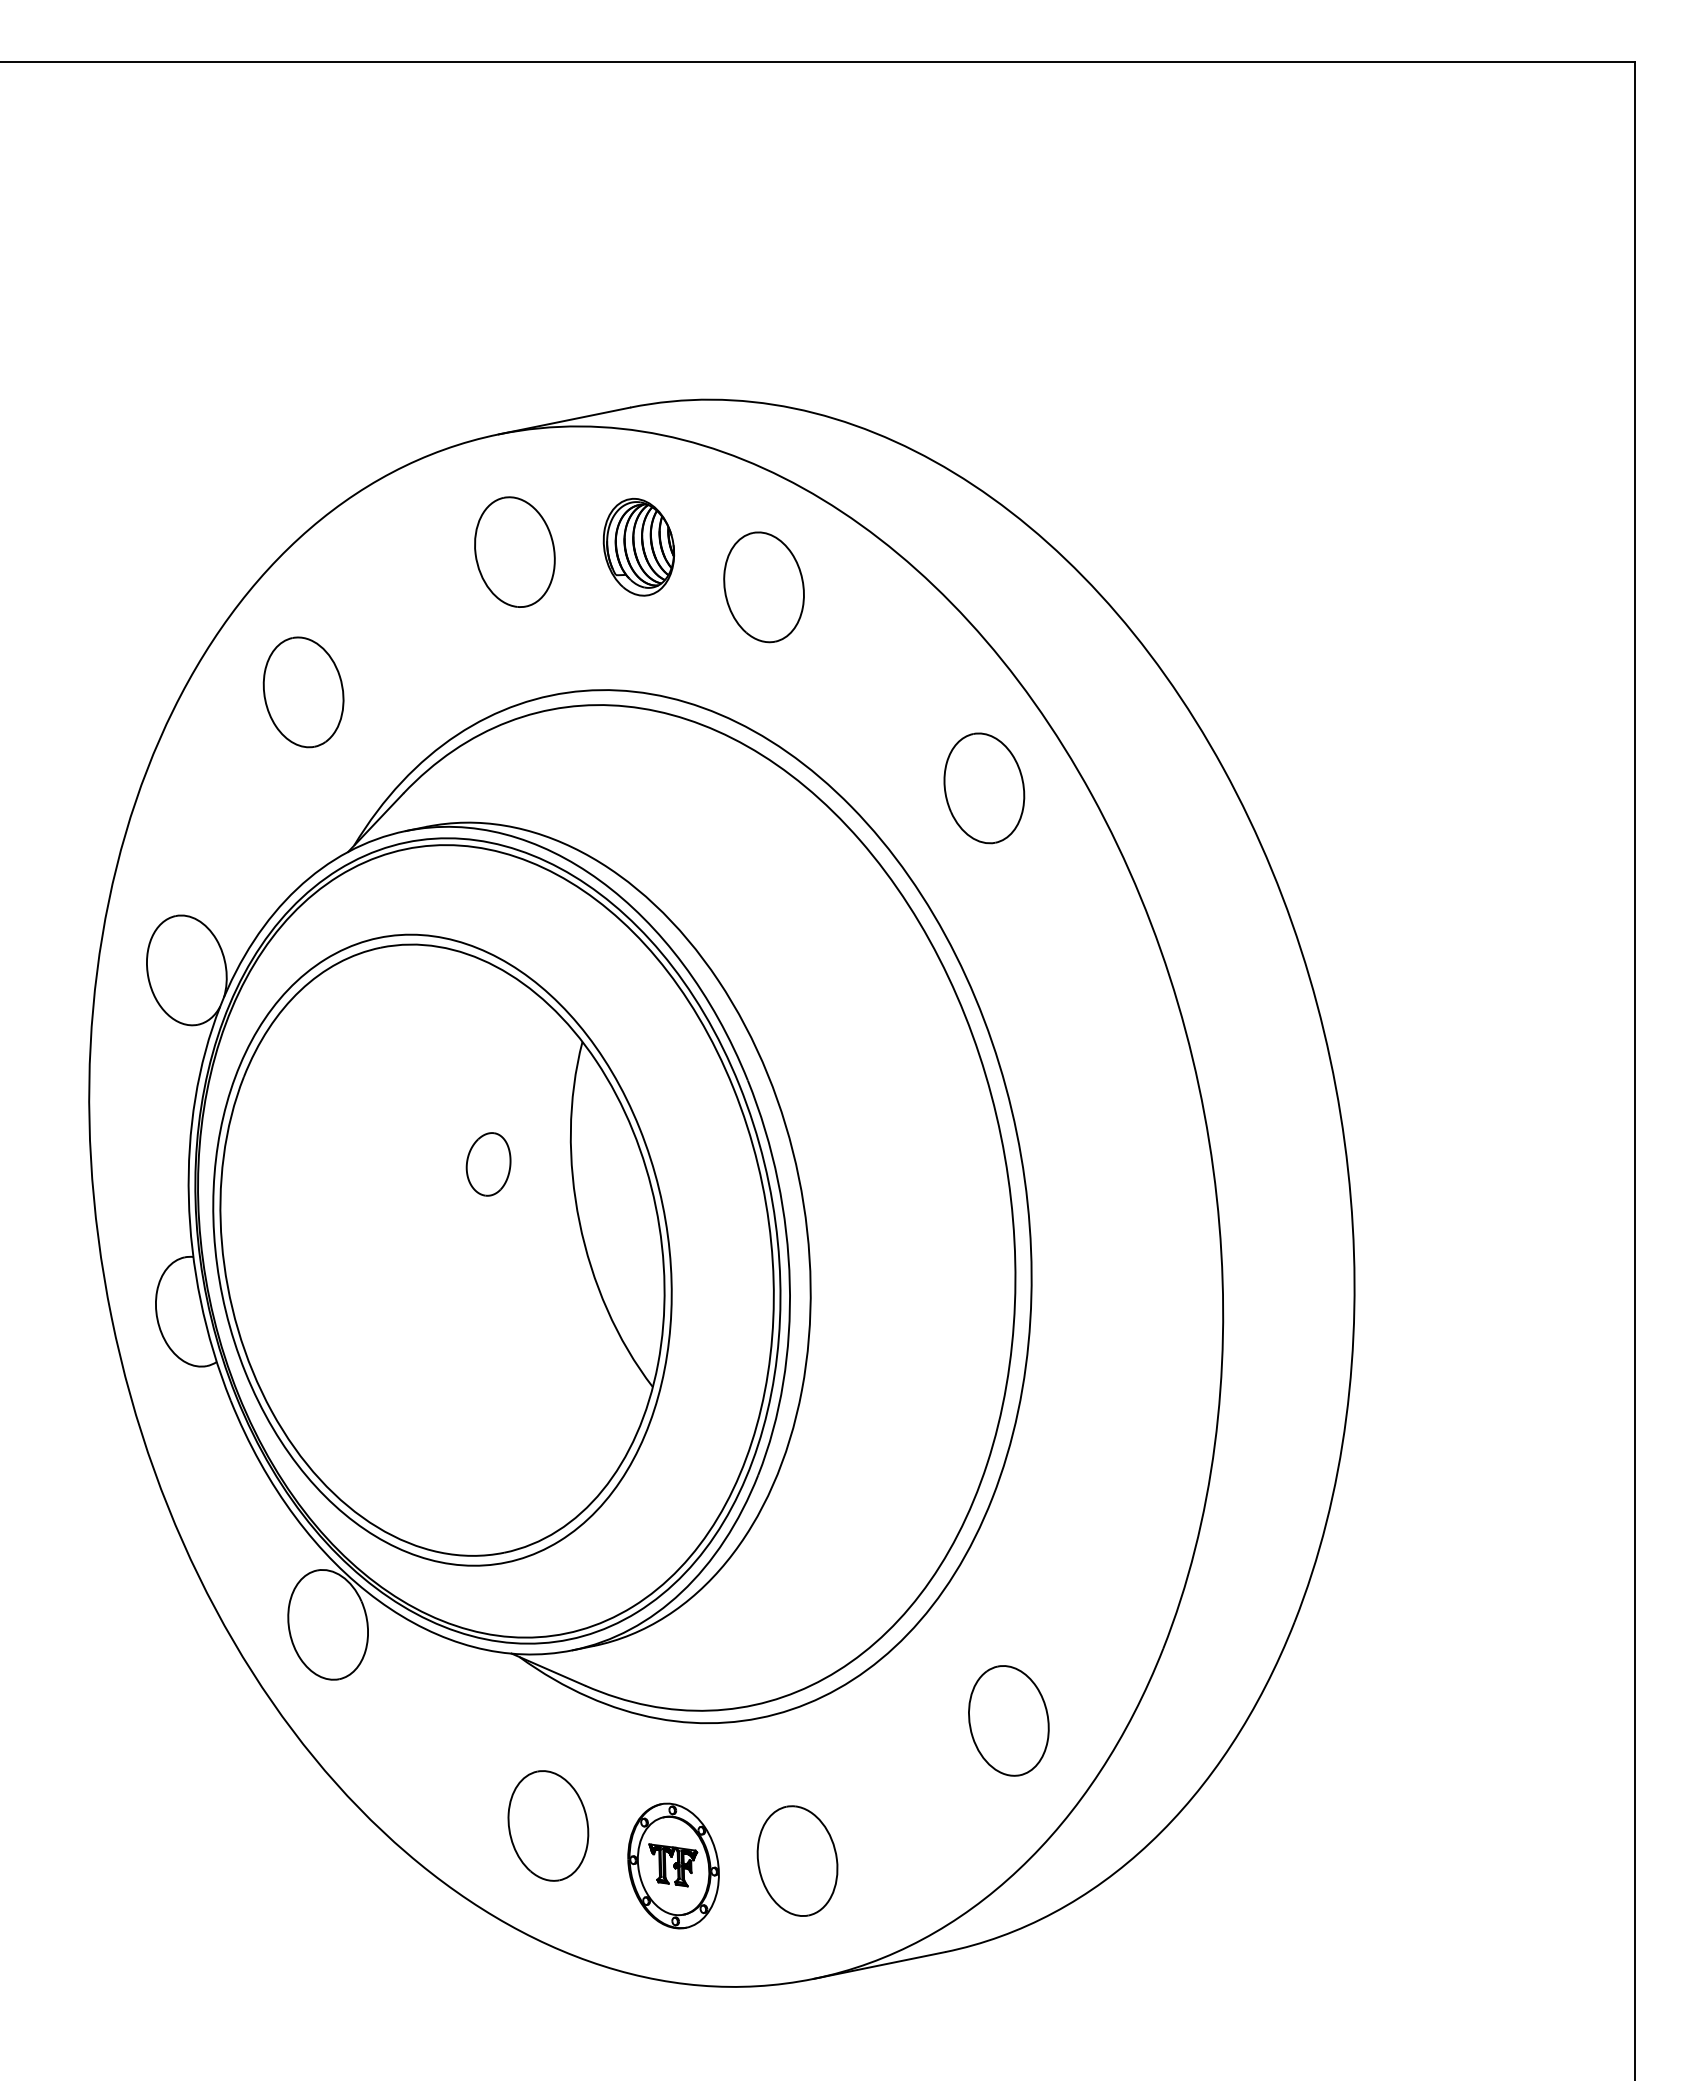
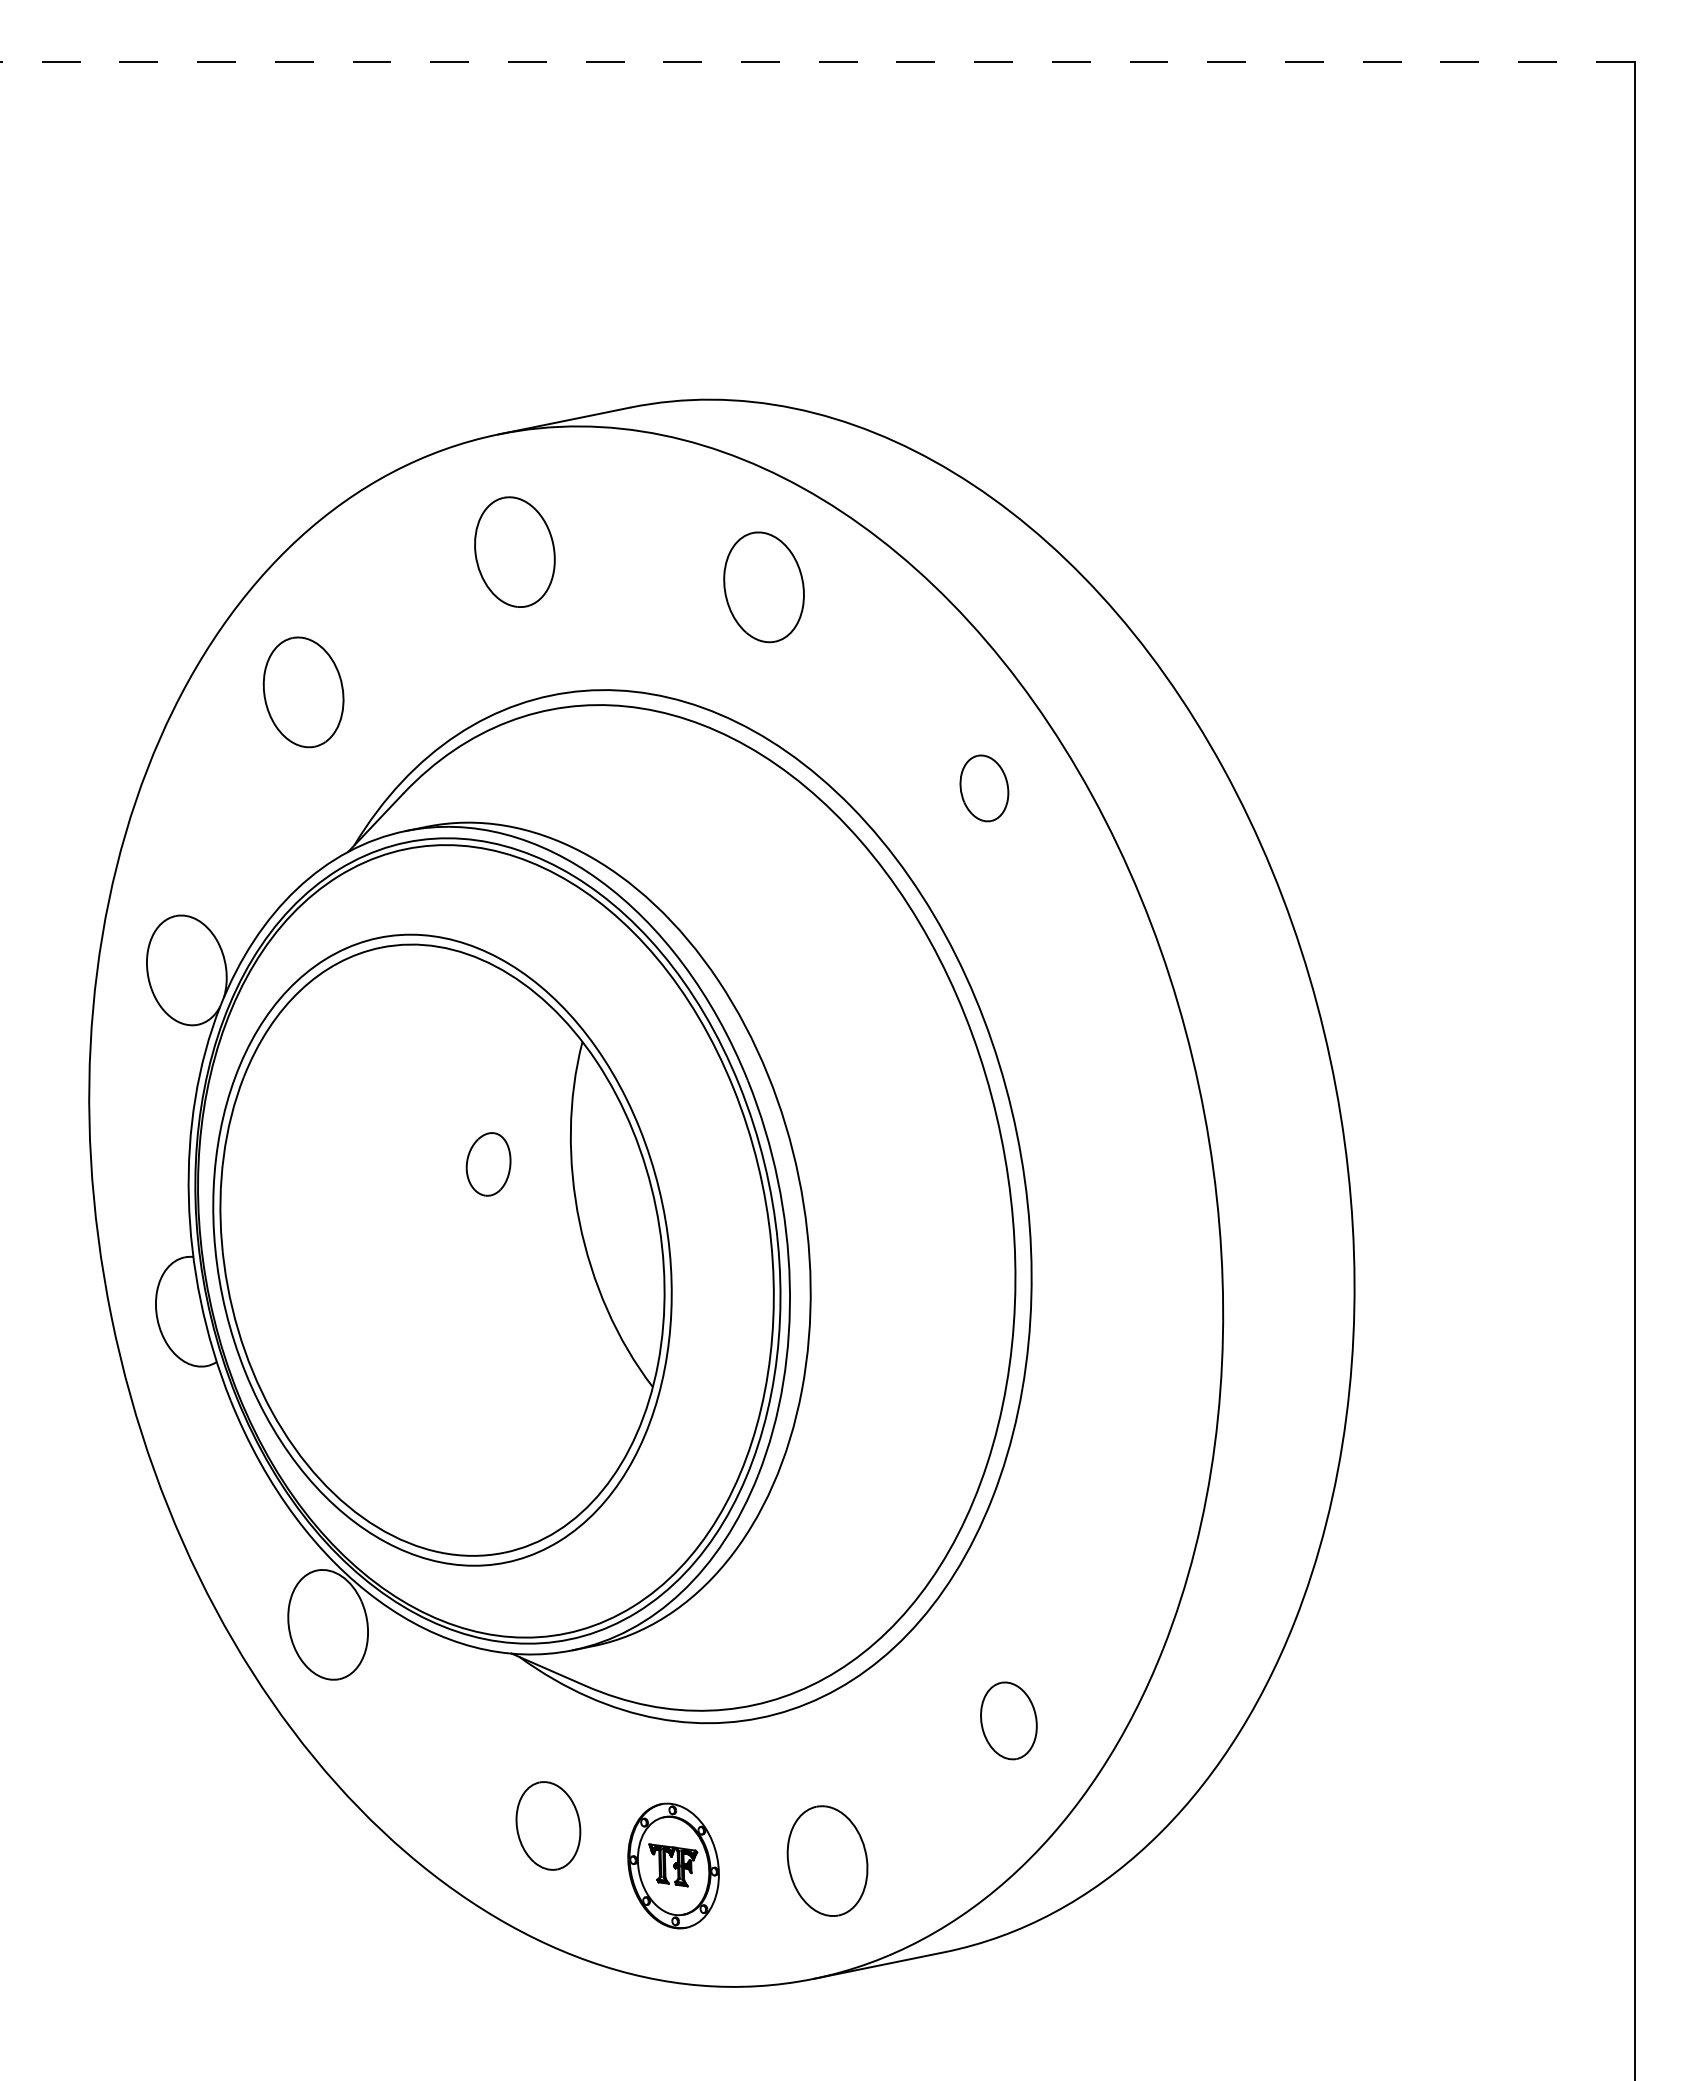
line: solid -> dashed (817, 62)
part: present -> none (638, 547)
part size: 83x113 px -> 51x69 px (984, 788)
part size: 82x112 px -> 58x80 px (1008, 1720)
part size: 83x112 px -> 67x90 px (548, 1825)
part position: (797, 1860) -> (827, 1860) (827, 1860)
